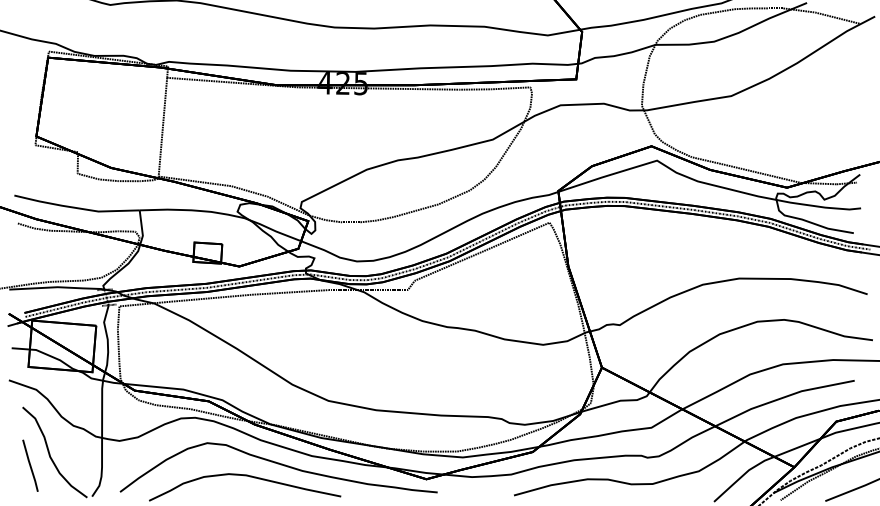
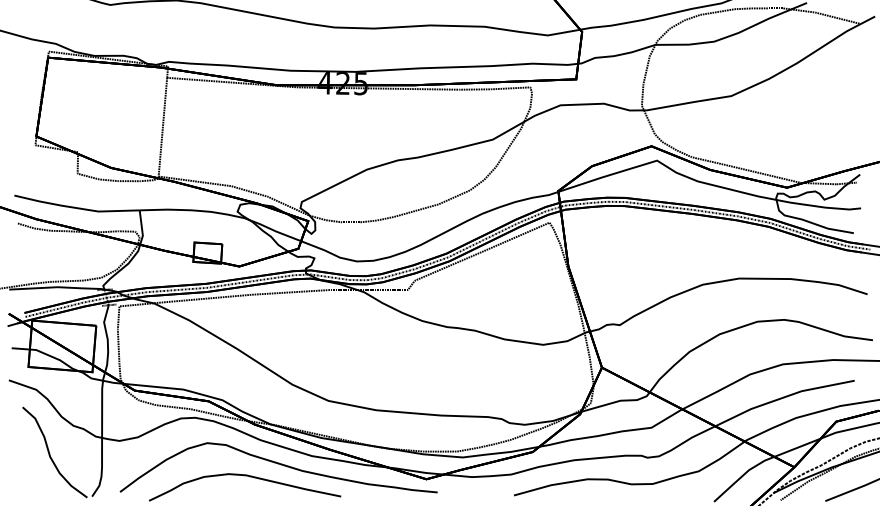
line: present -> none (30, 465)
